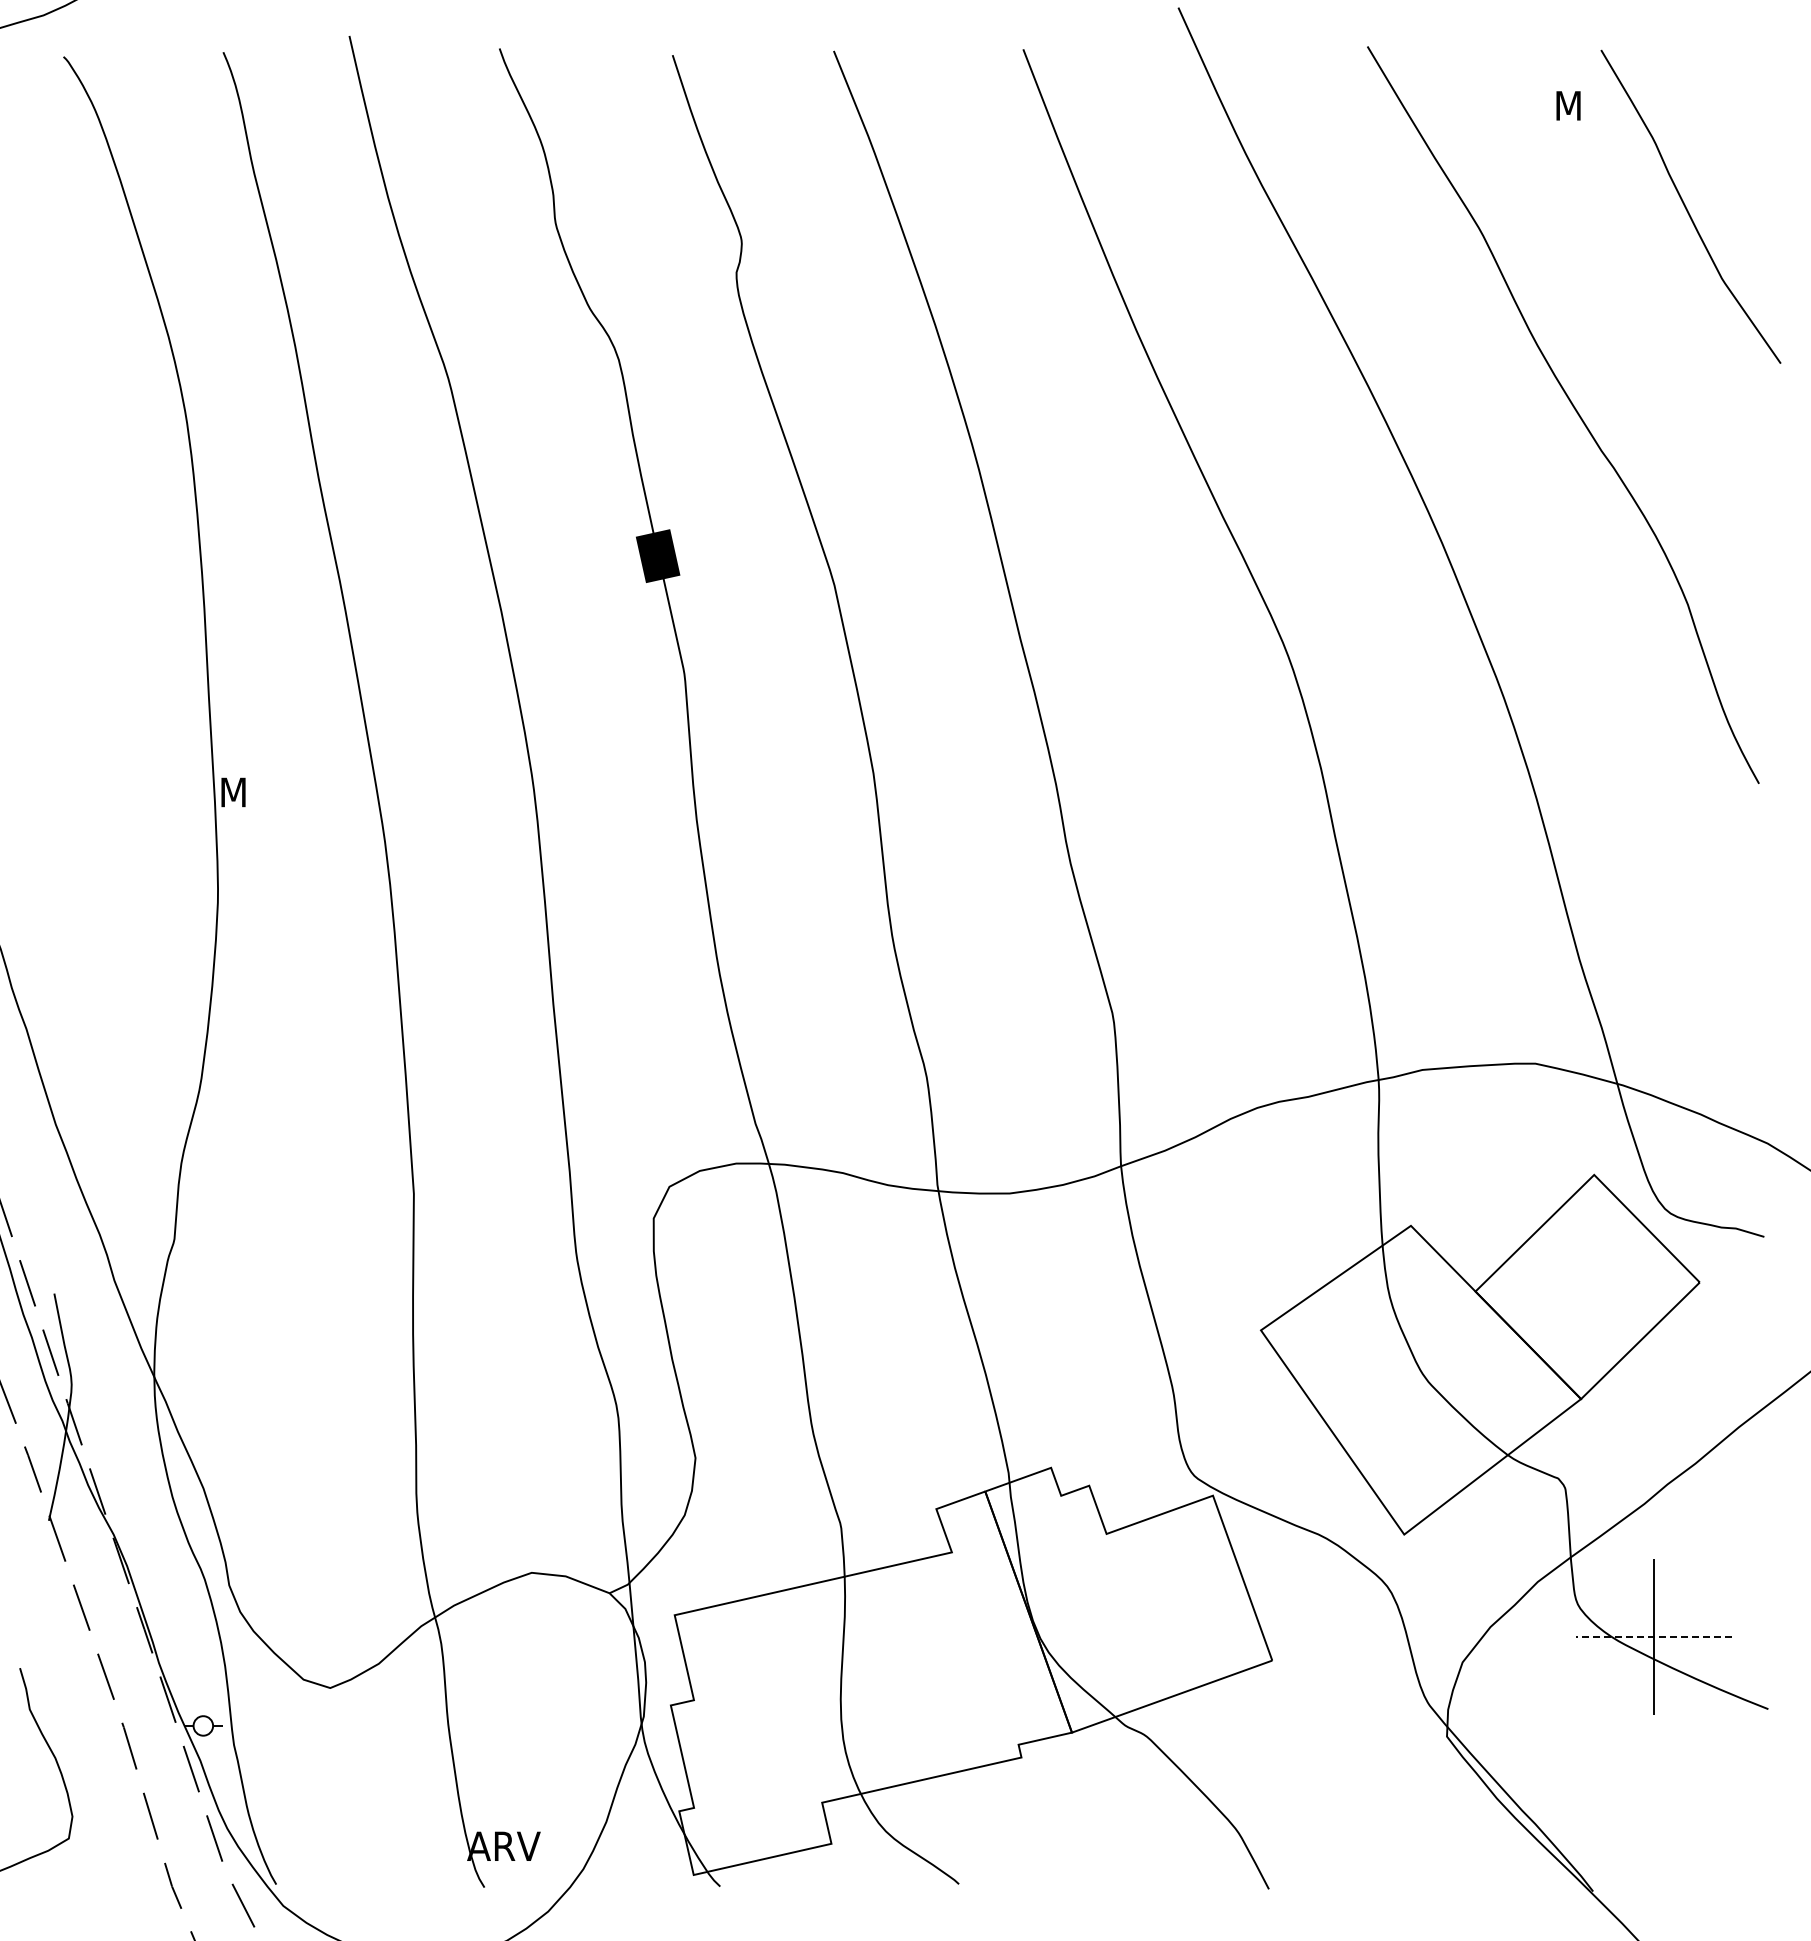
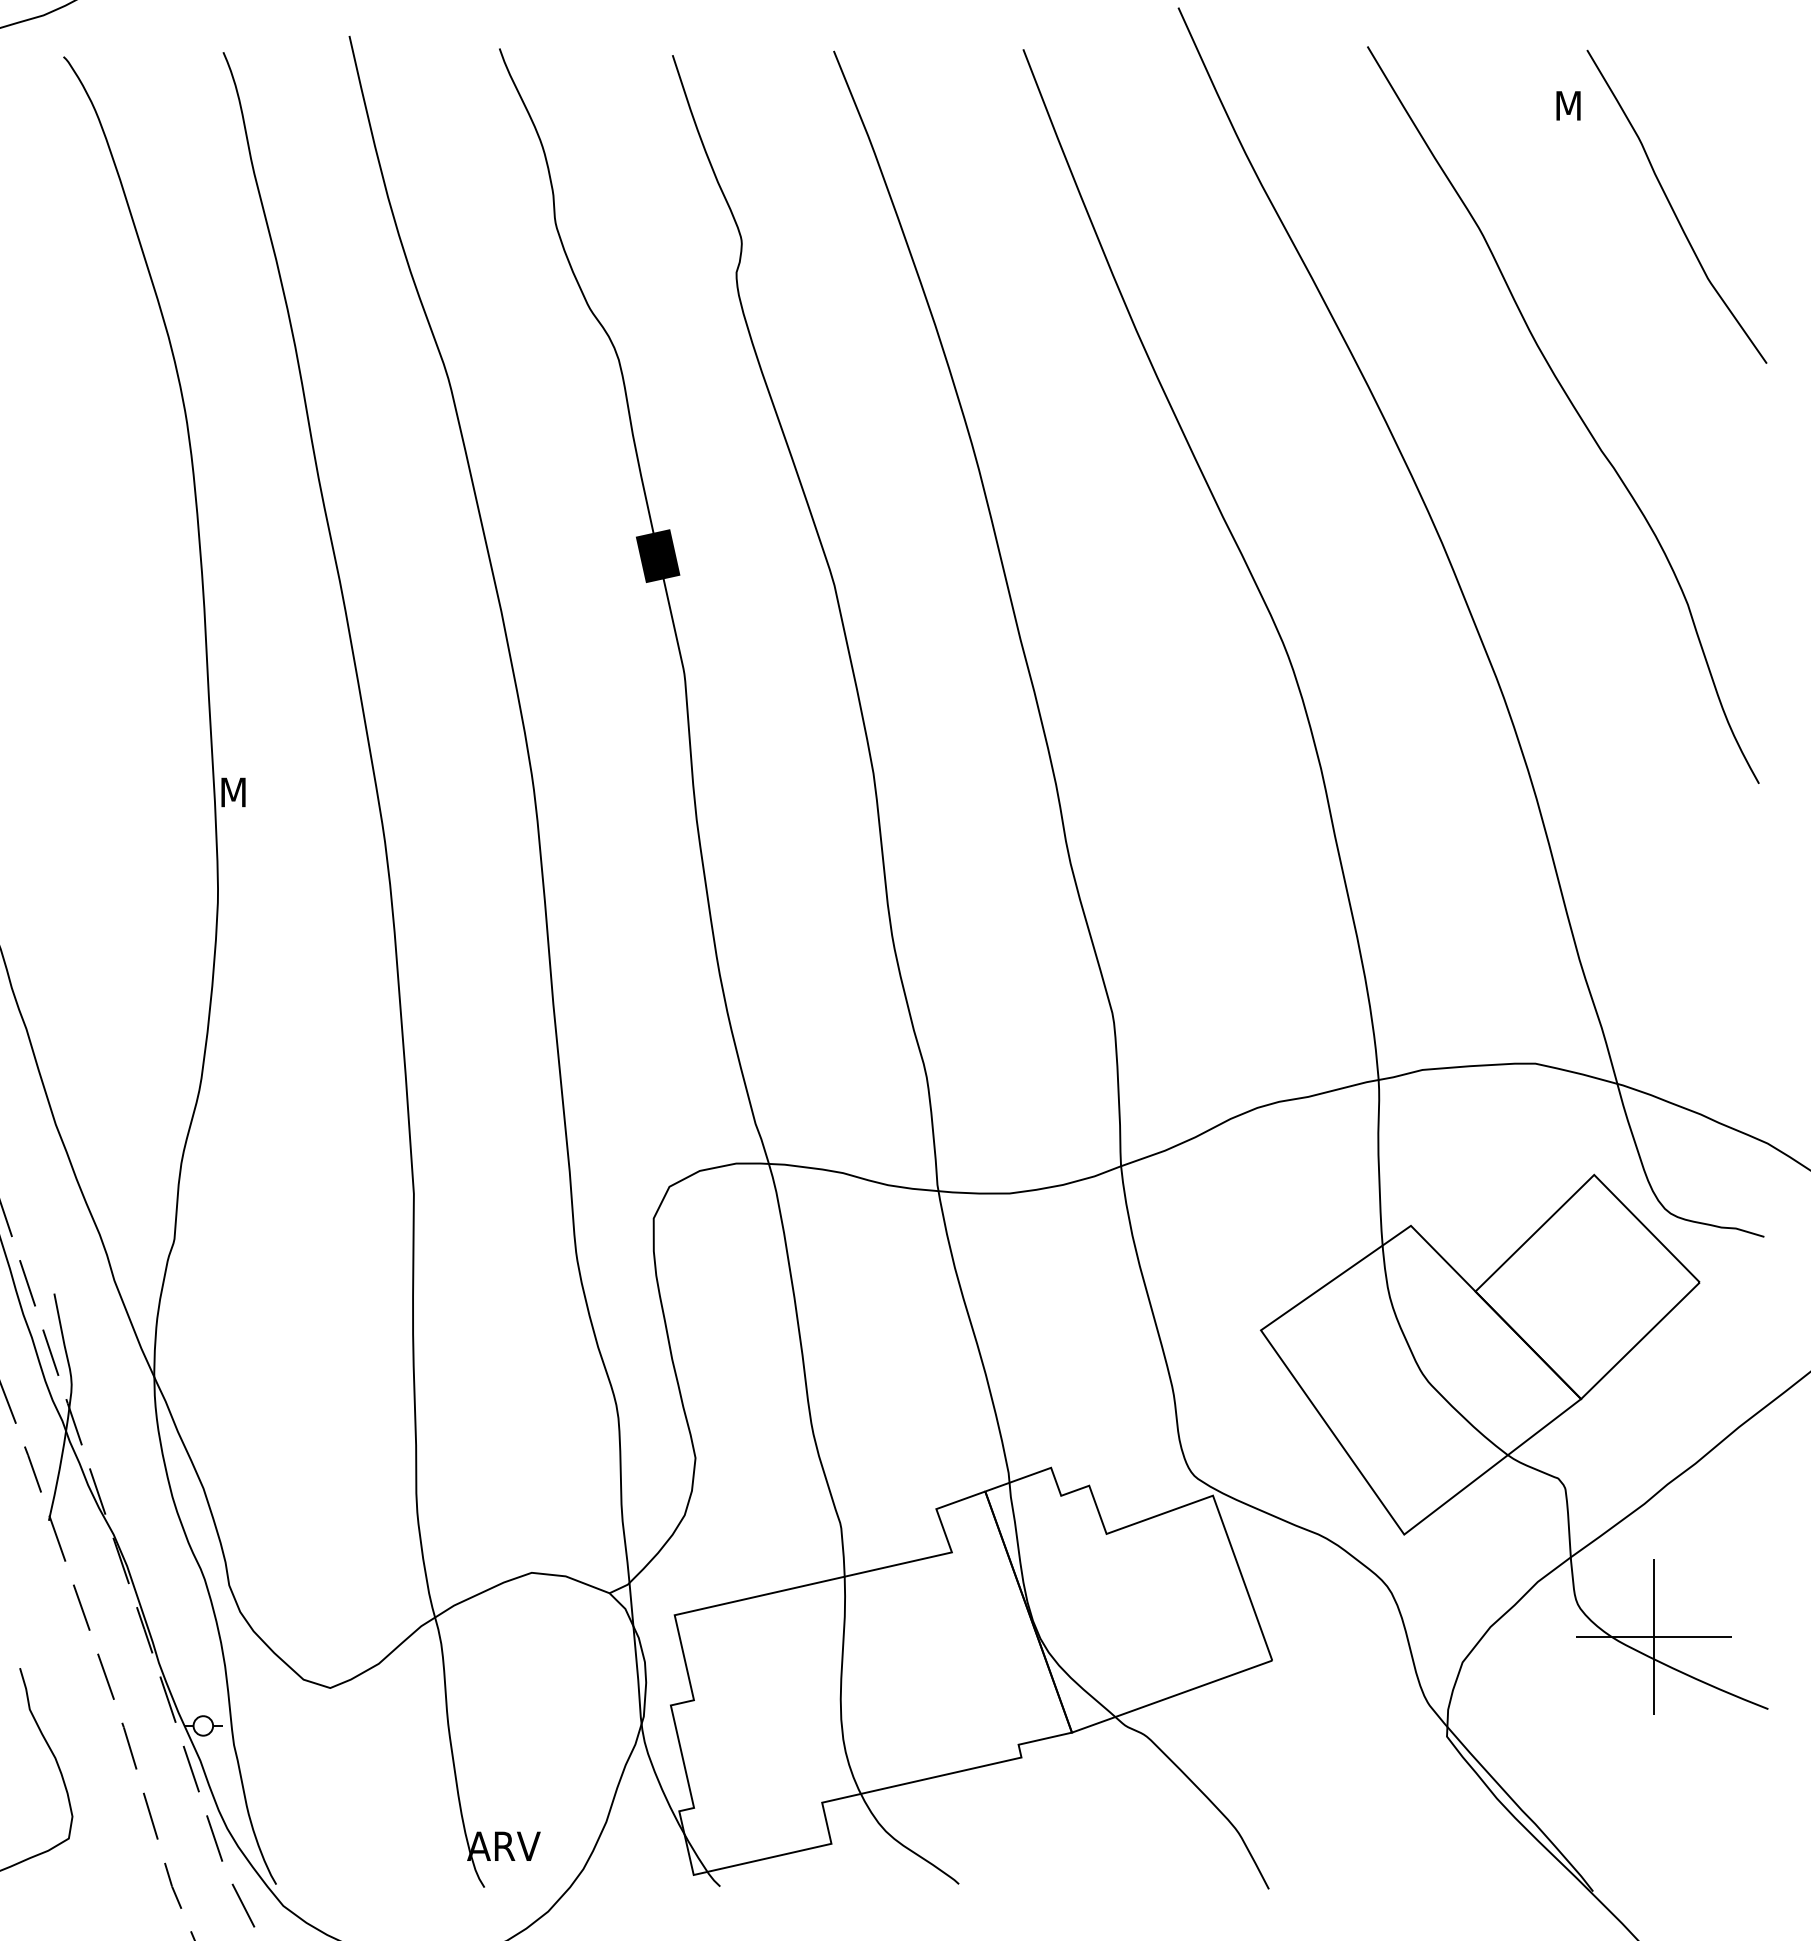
curve position: (1687, 208) -> (1673, 208) (1673, 208)
line: dashed -> solid (1653, 1637)
